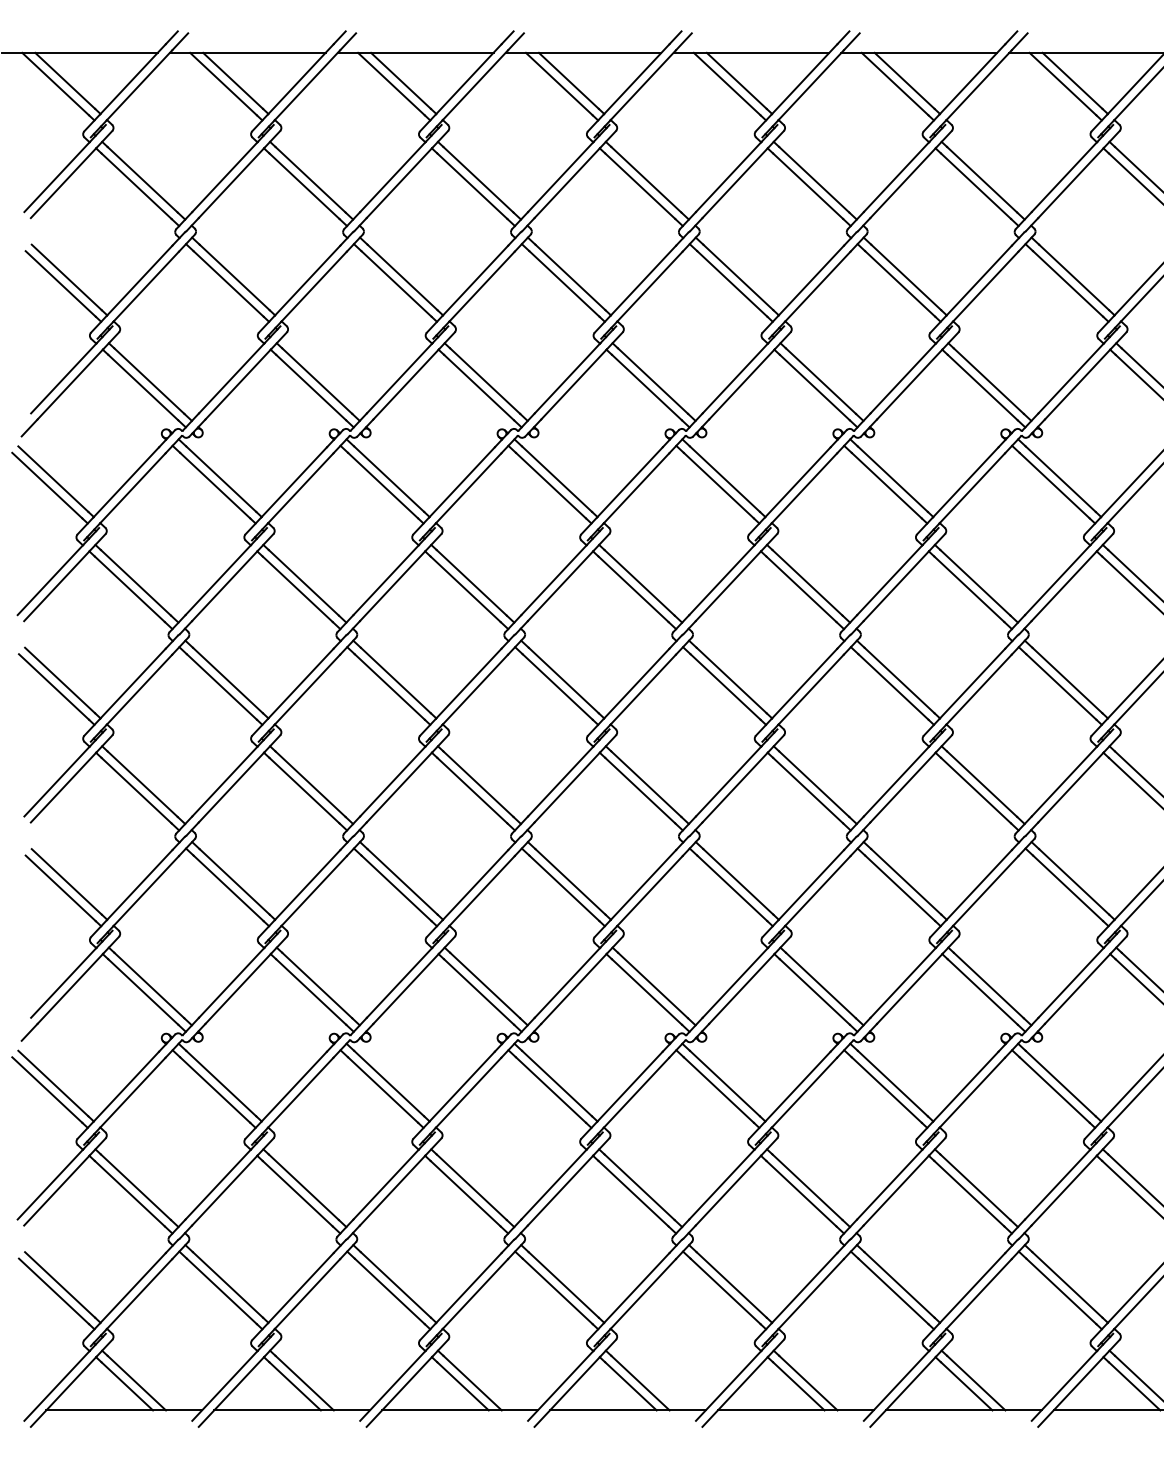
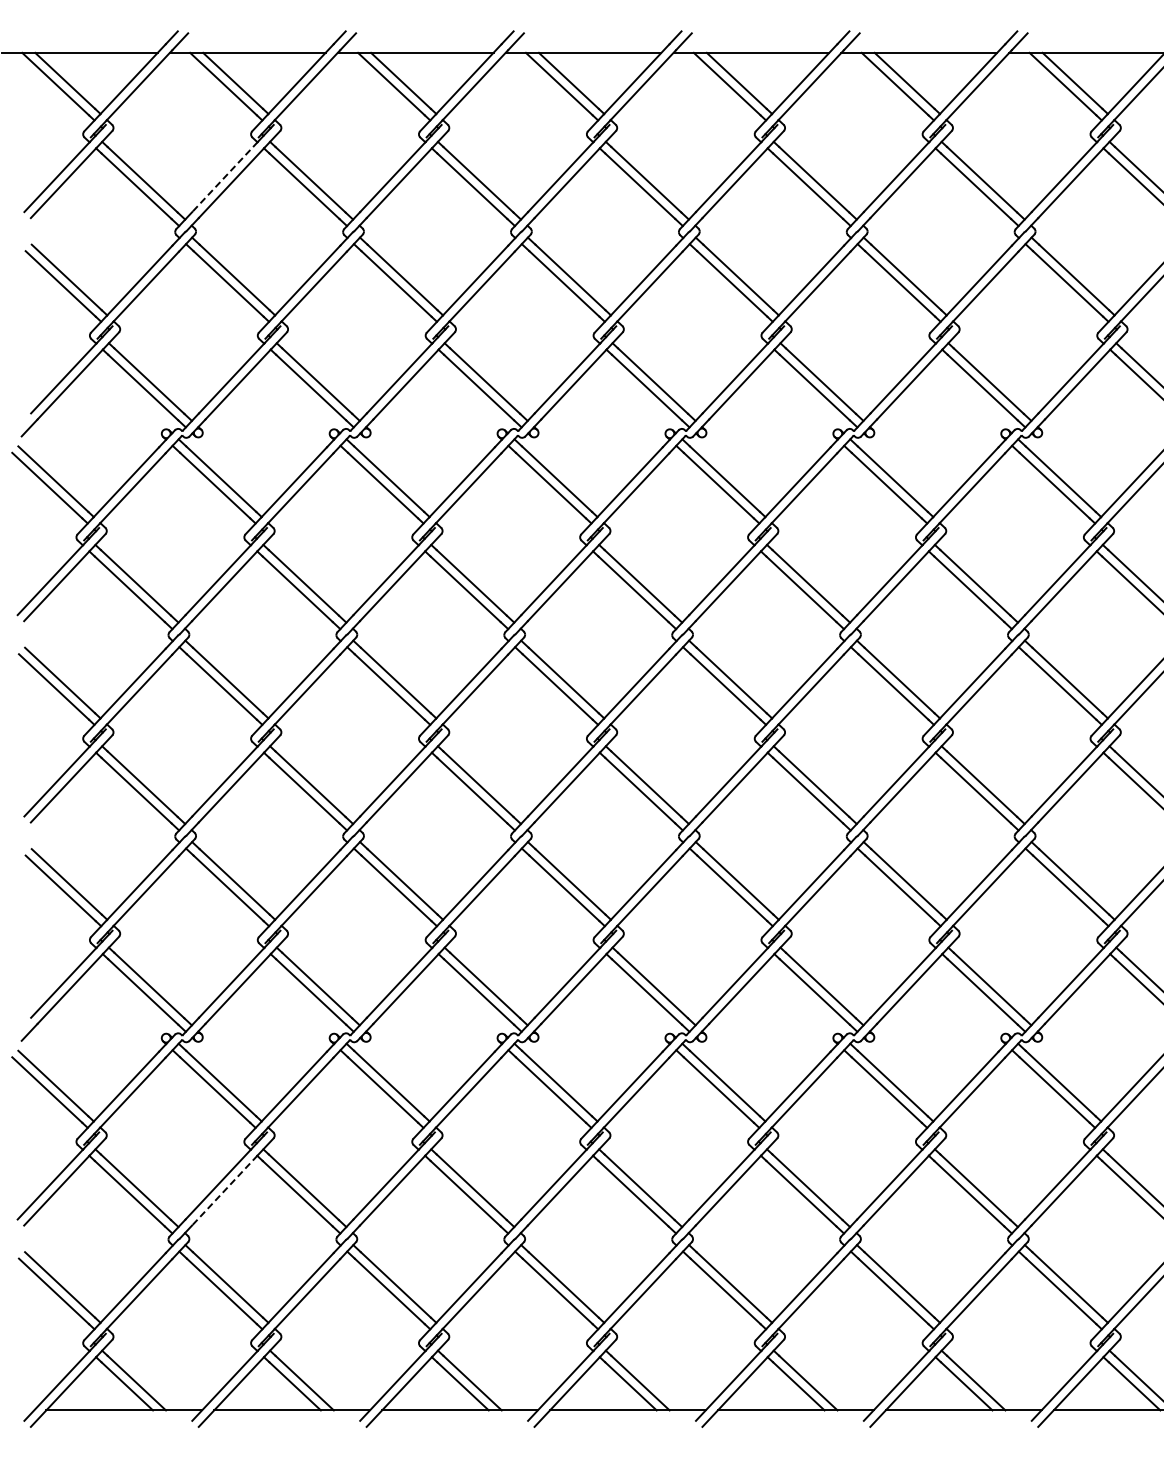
line: solid -> dashed (225, 177)
line: solid -> dashed (224, 1190)
